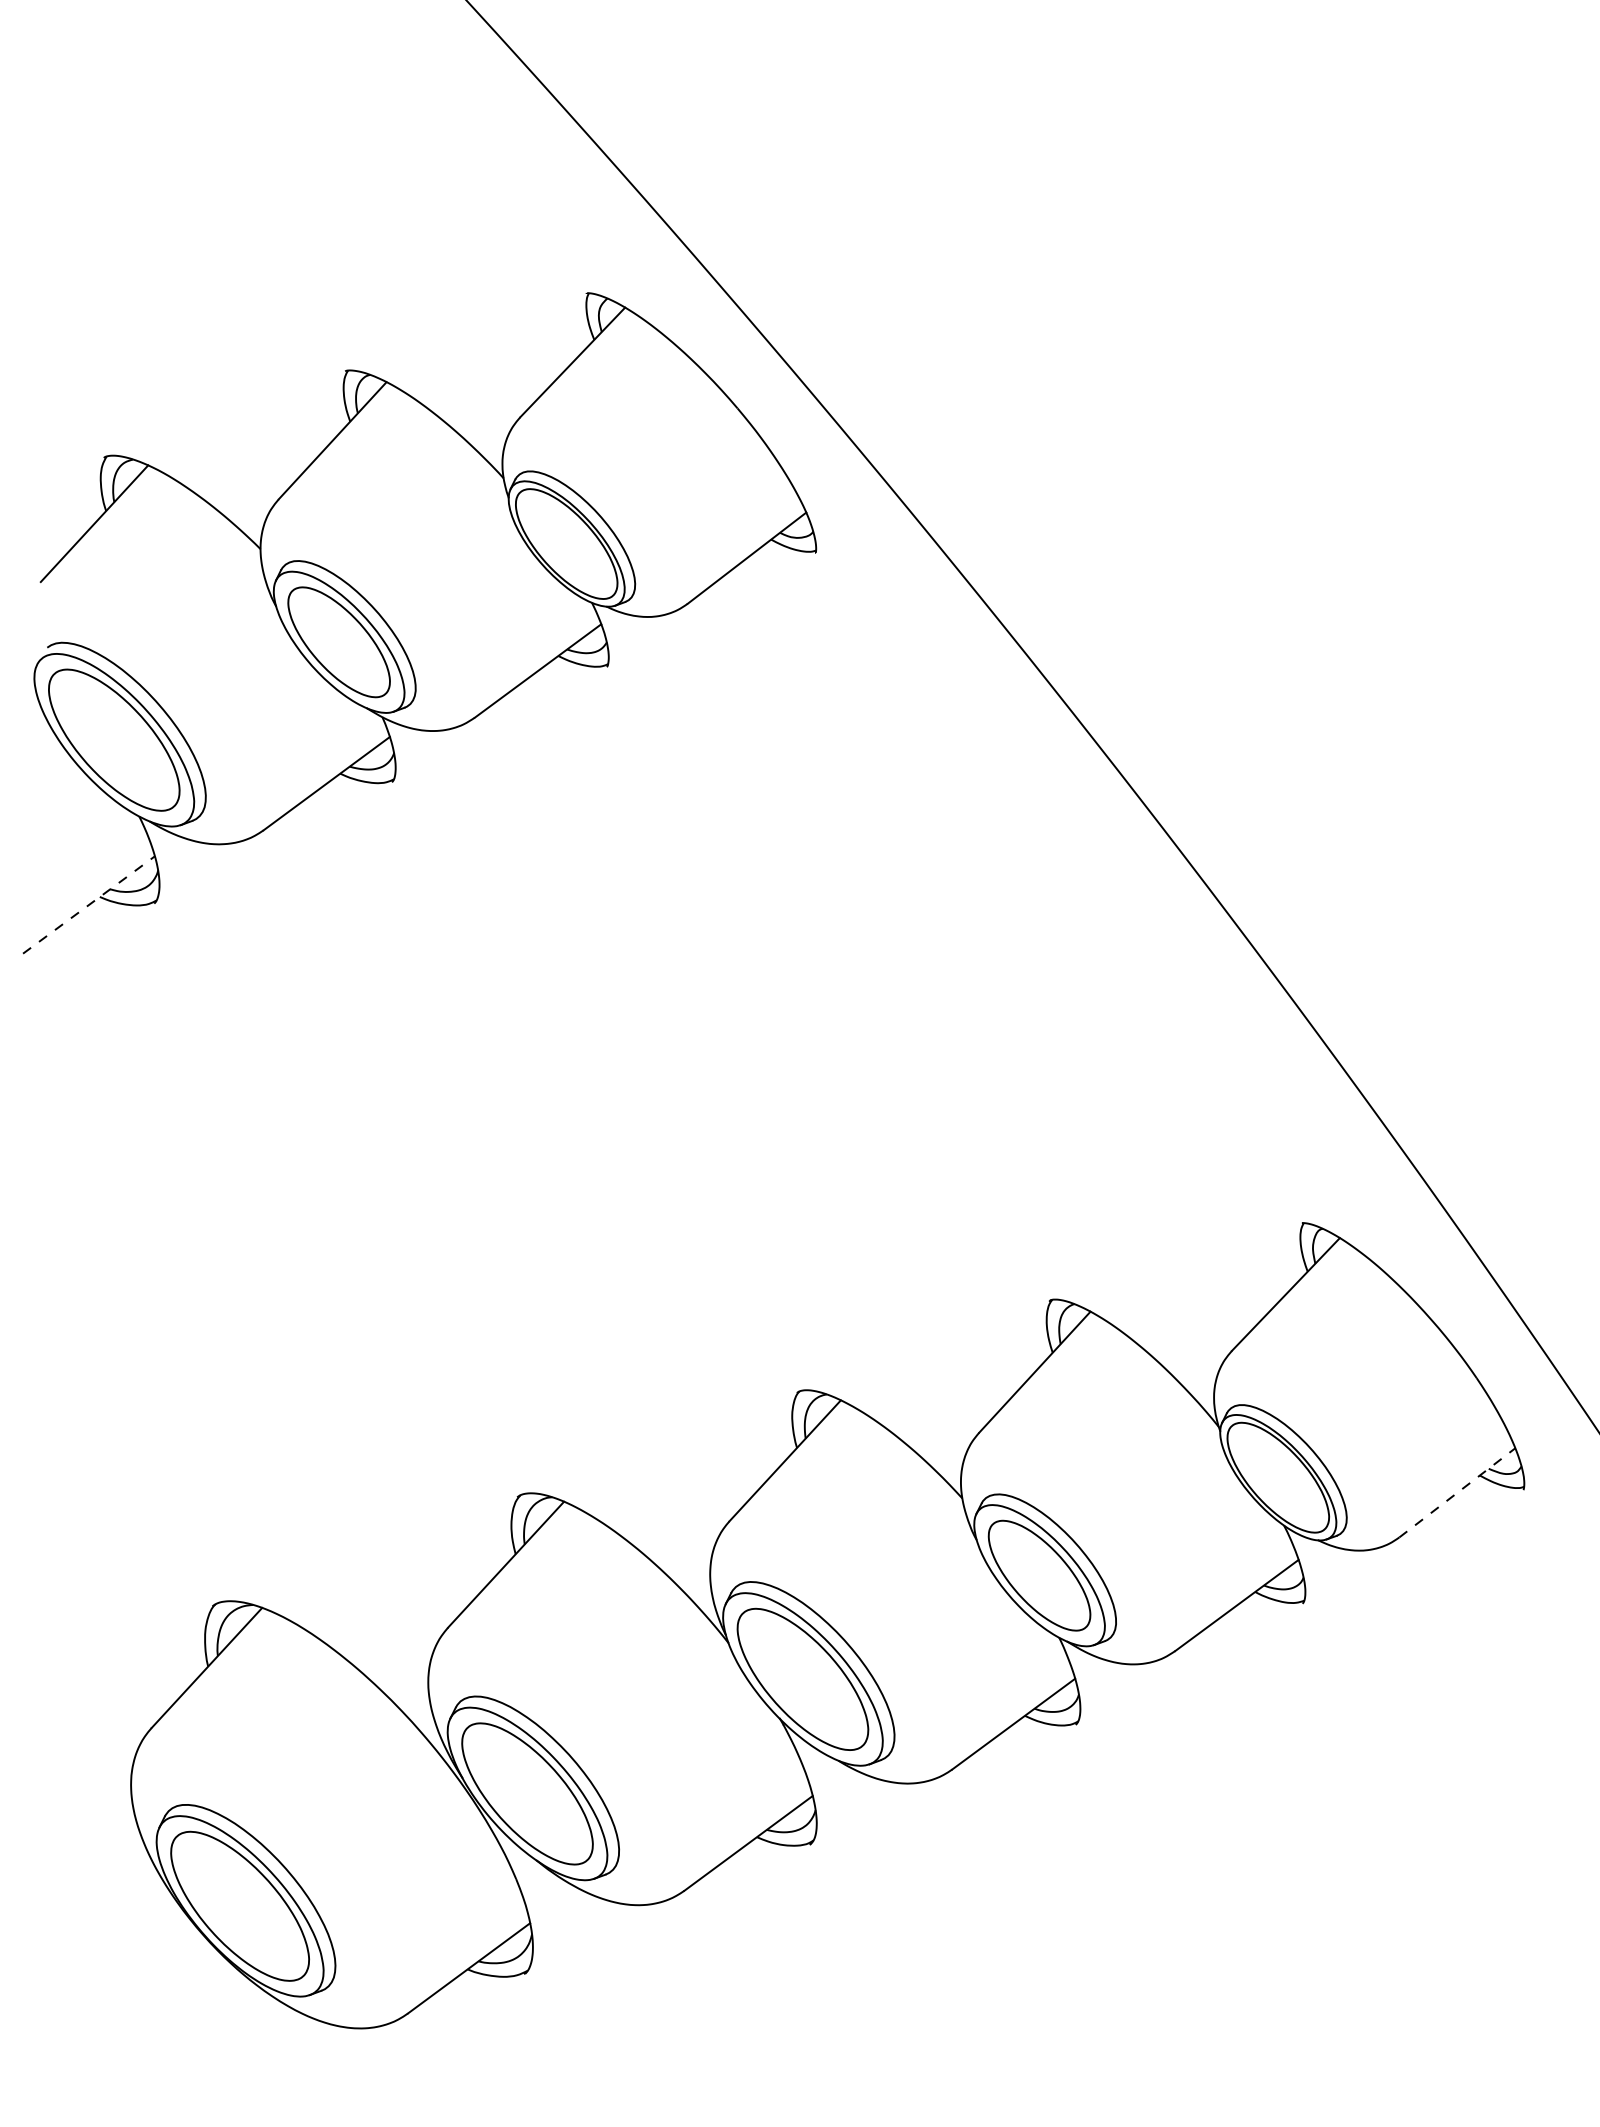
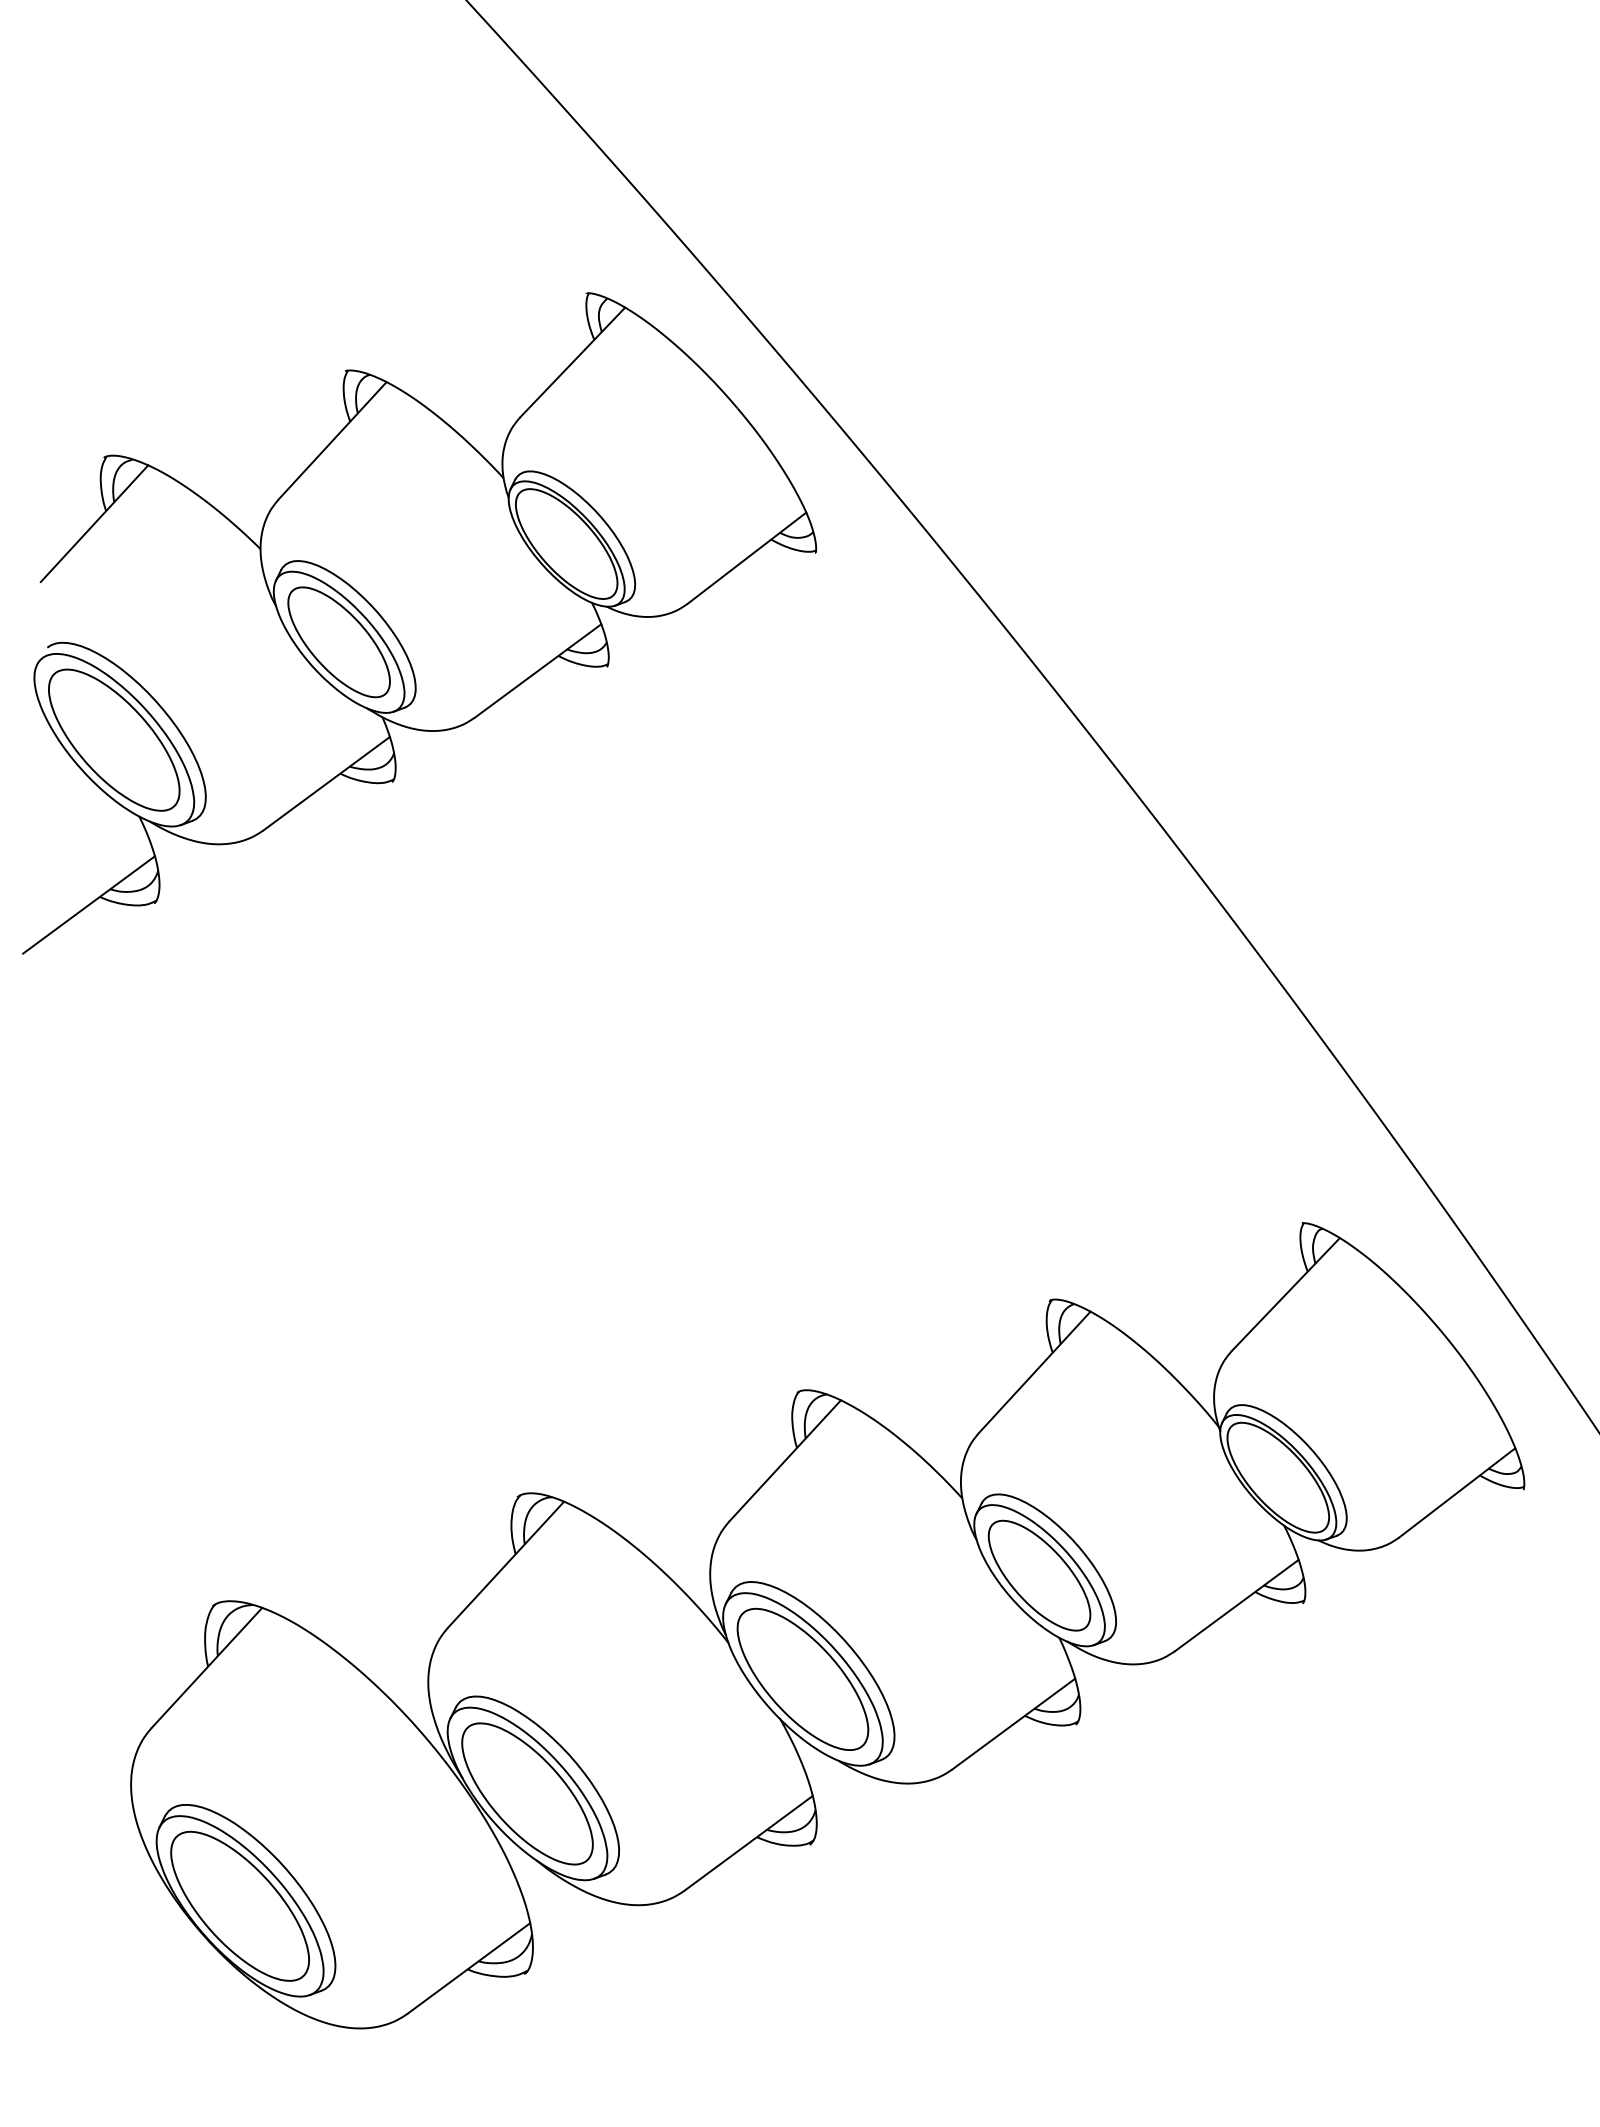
line: dashed -> solid (89, 904)
line: dashed -> solid (1457, 1492)
